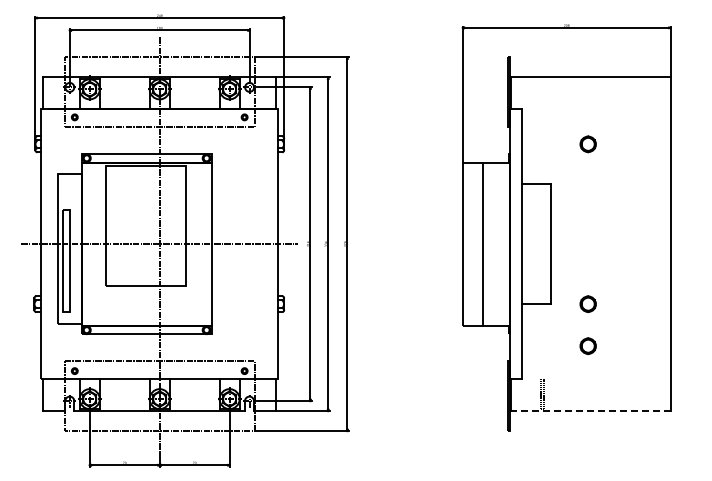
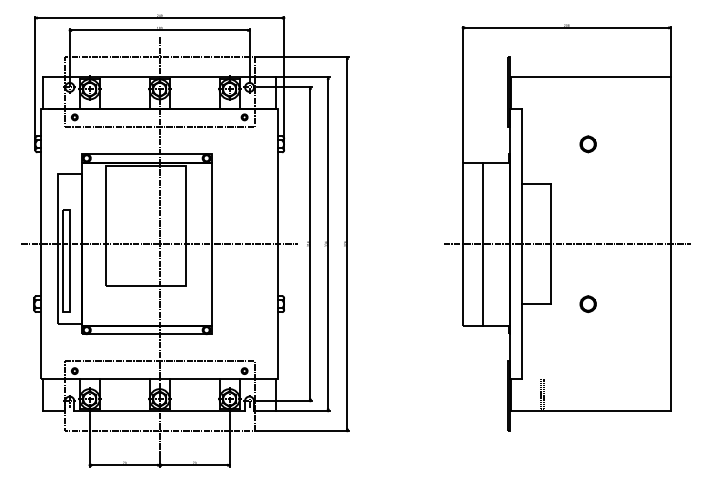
line: none -> present (566, 244)
part: present -> none (587, 346)
line: dashed -> solid (590, 411)
